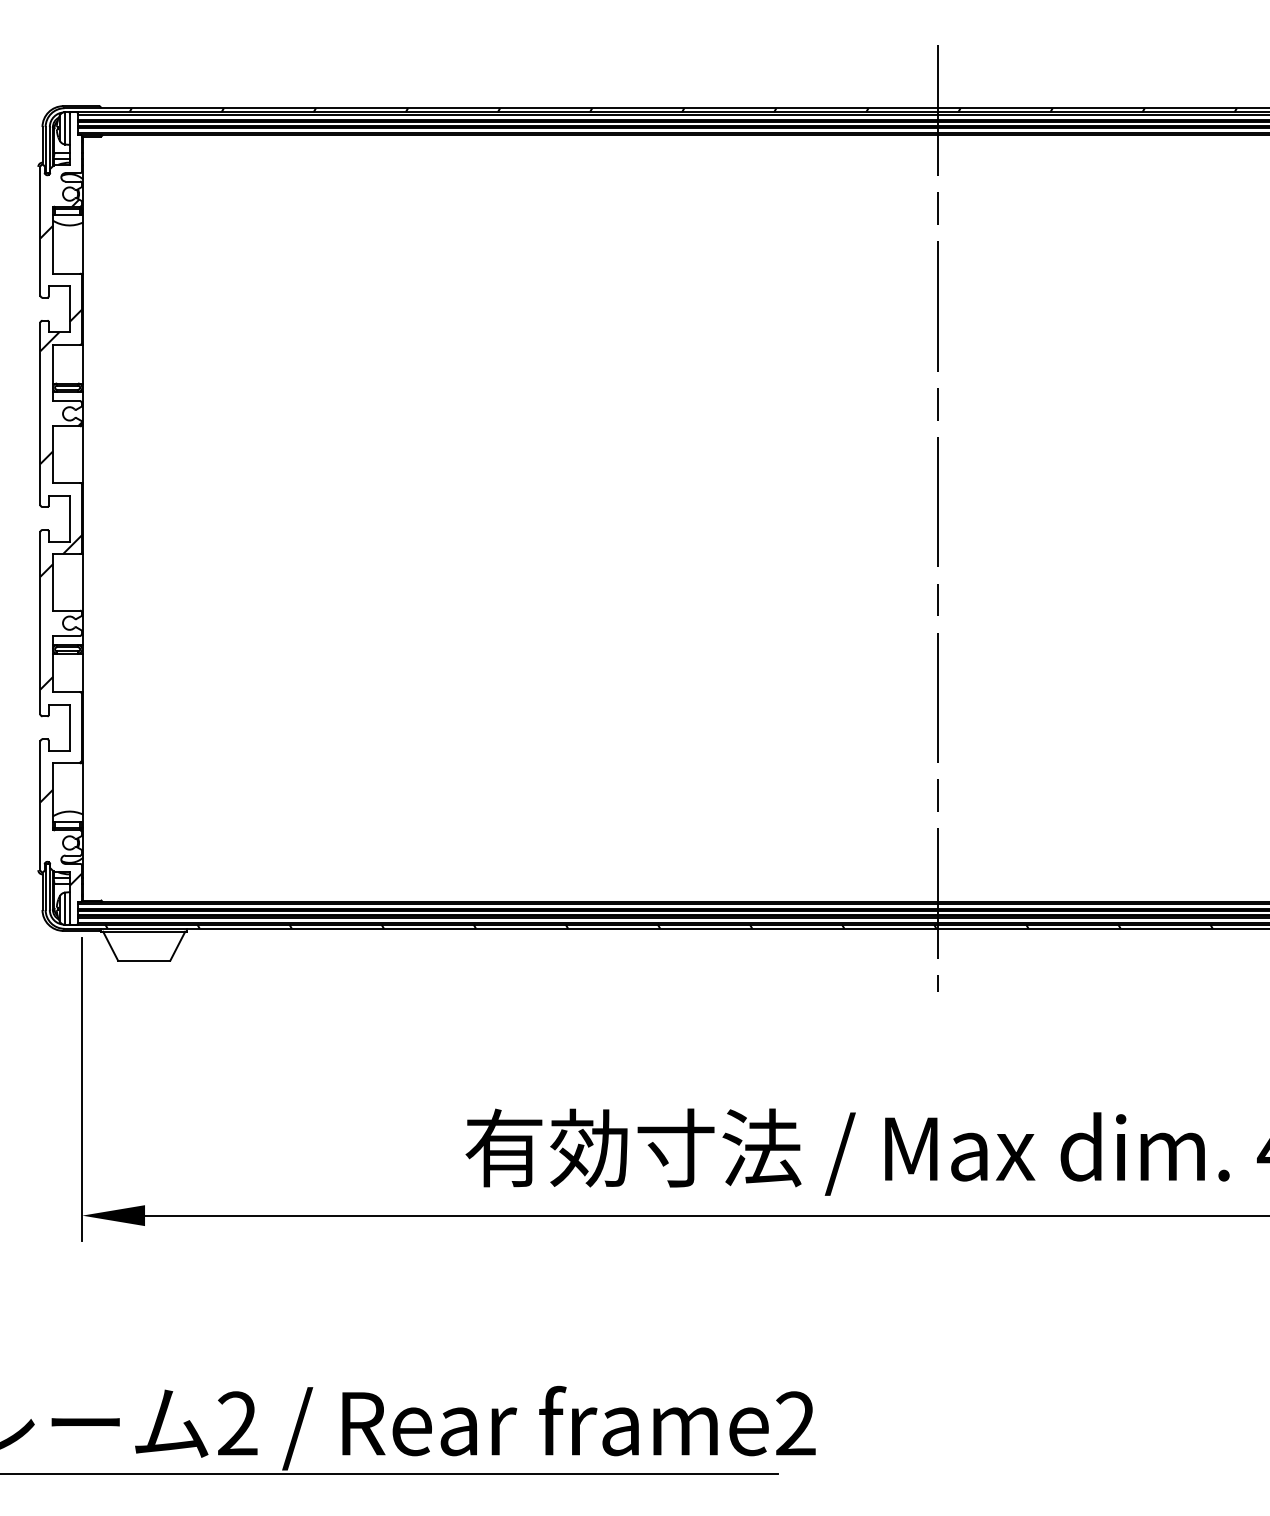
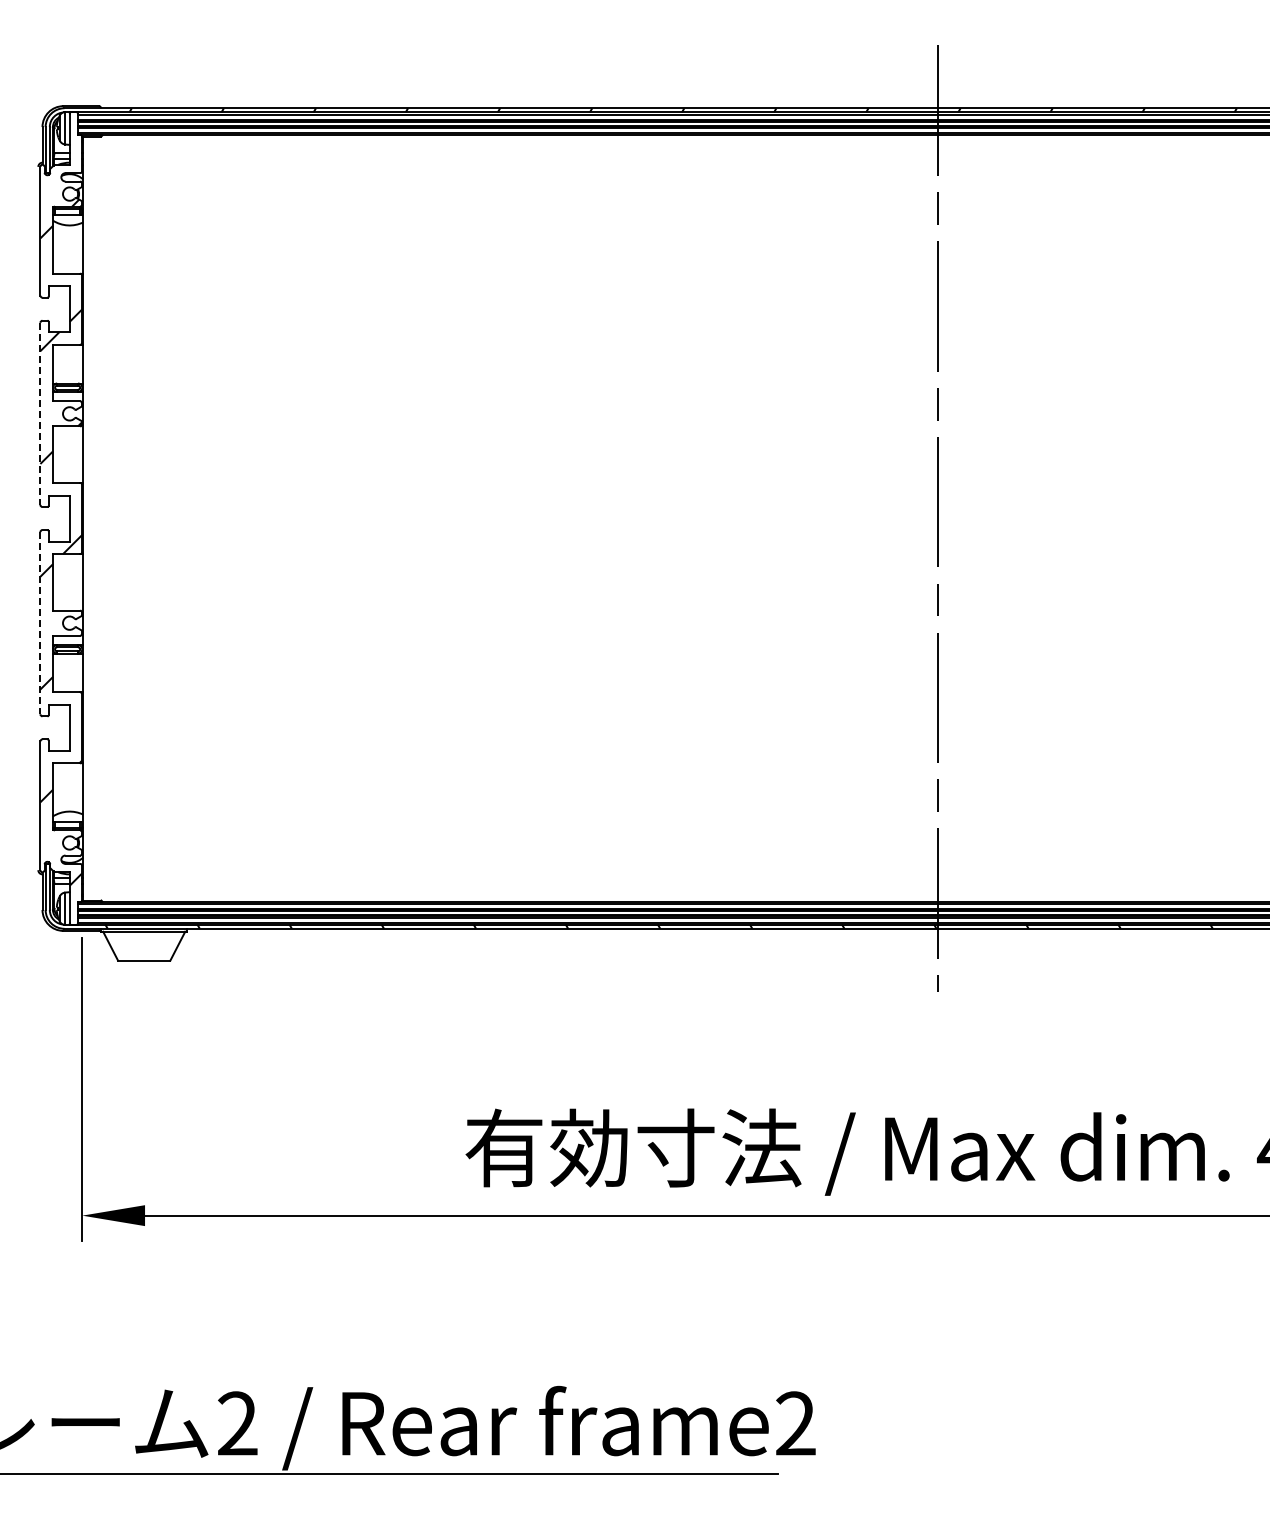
line: solid -> dashed (40, 414)
line: solid -> dashed (40, 623)
